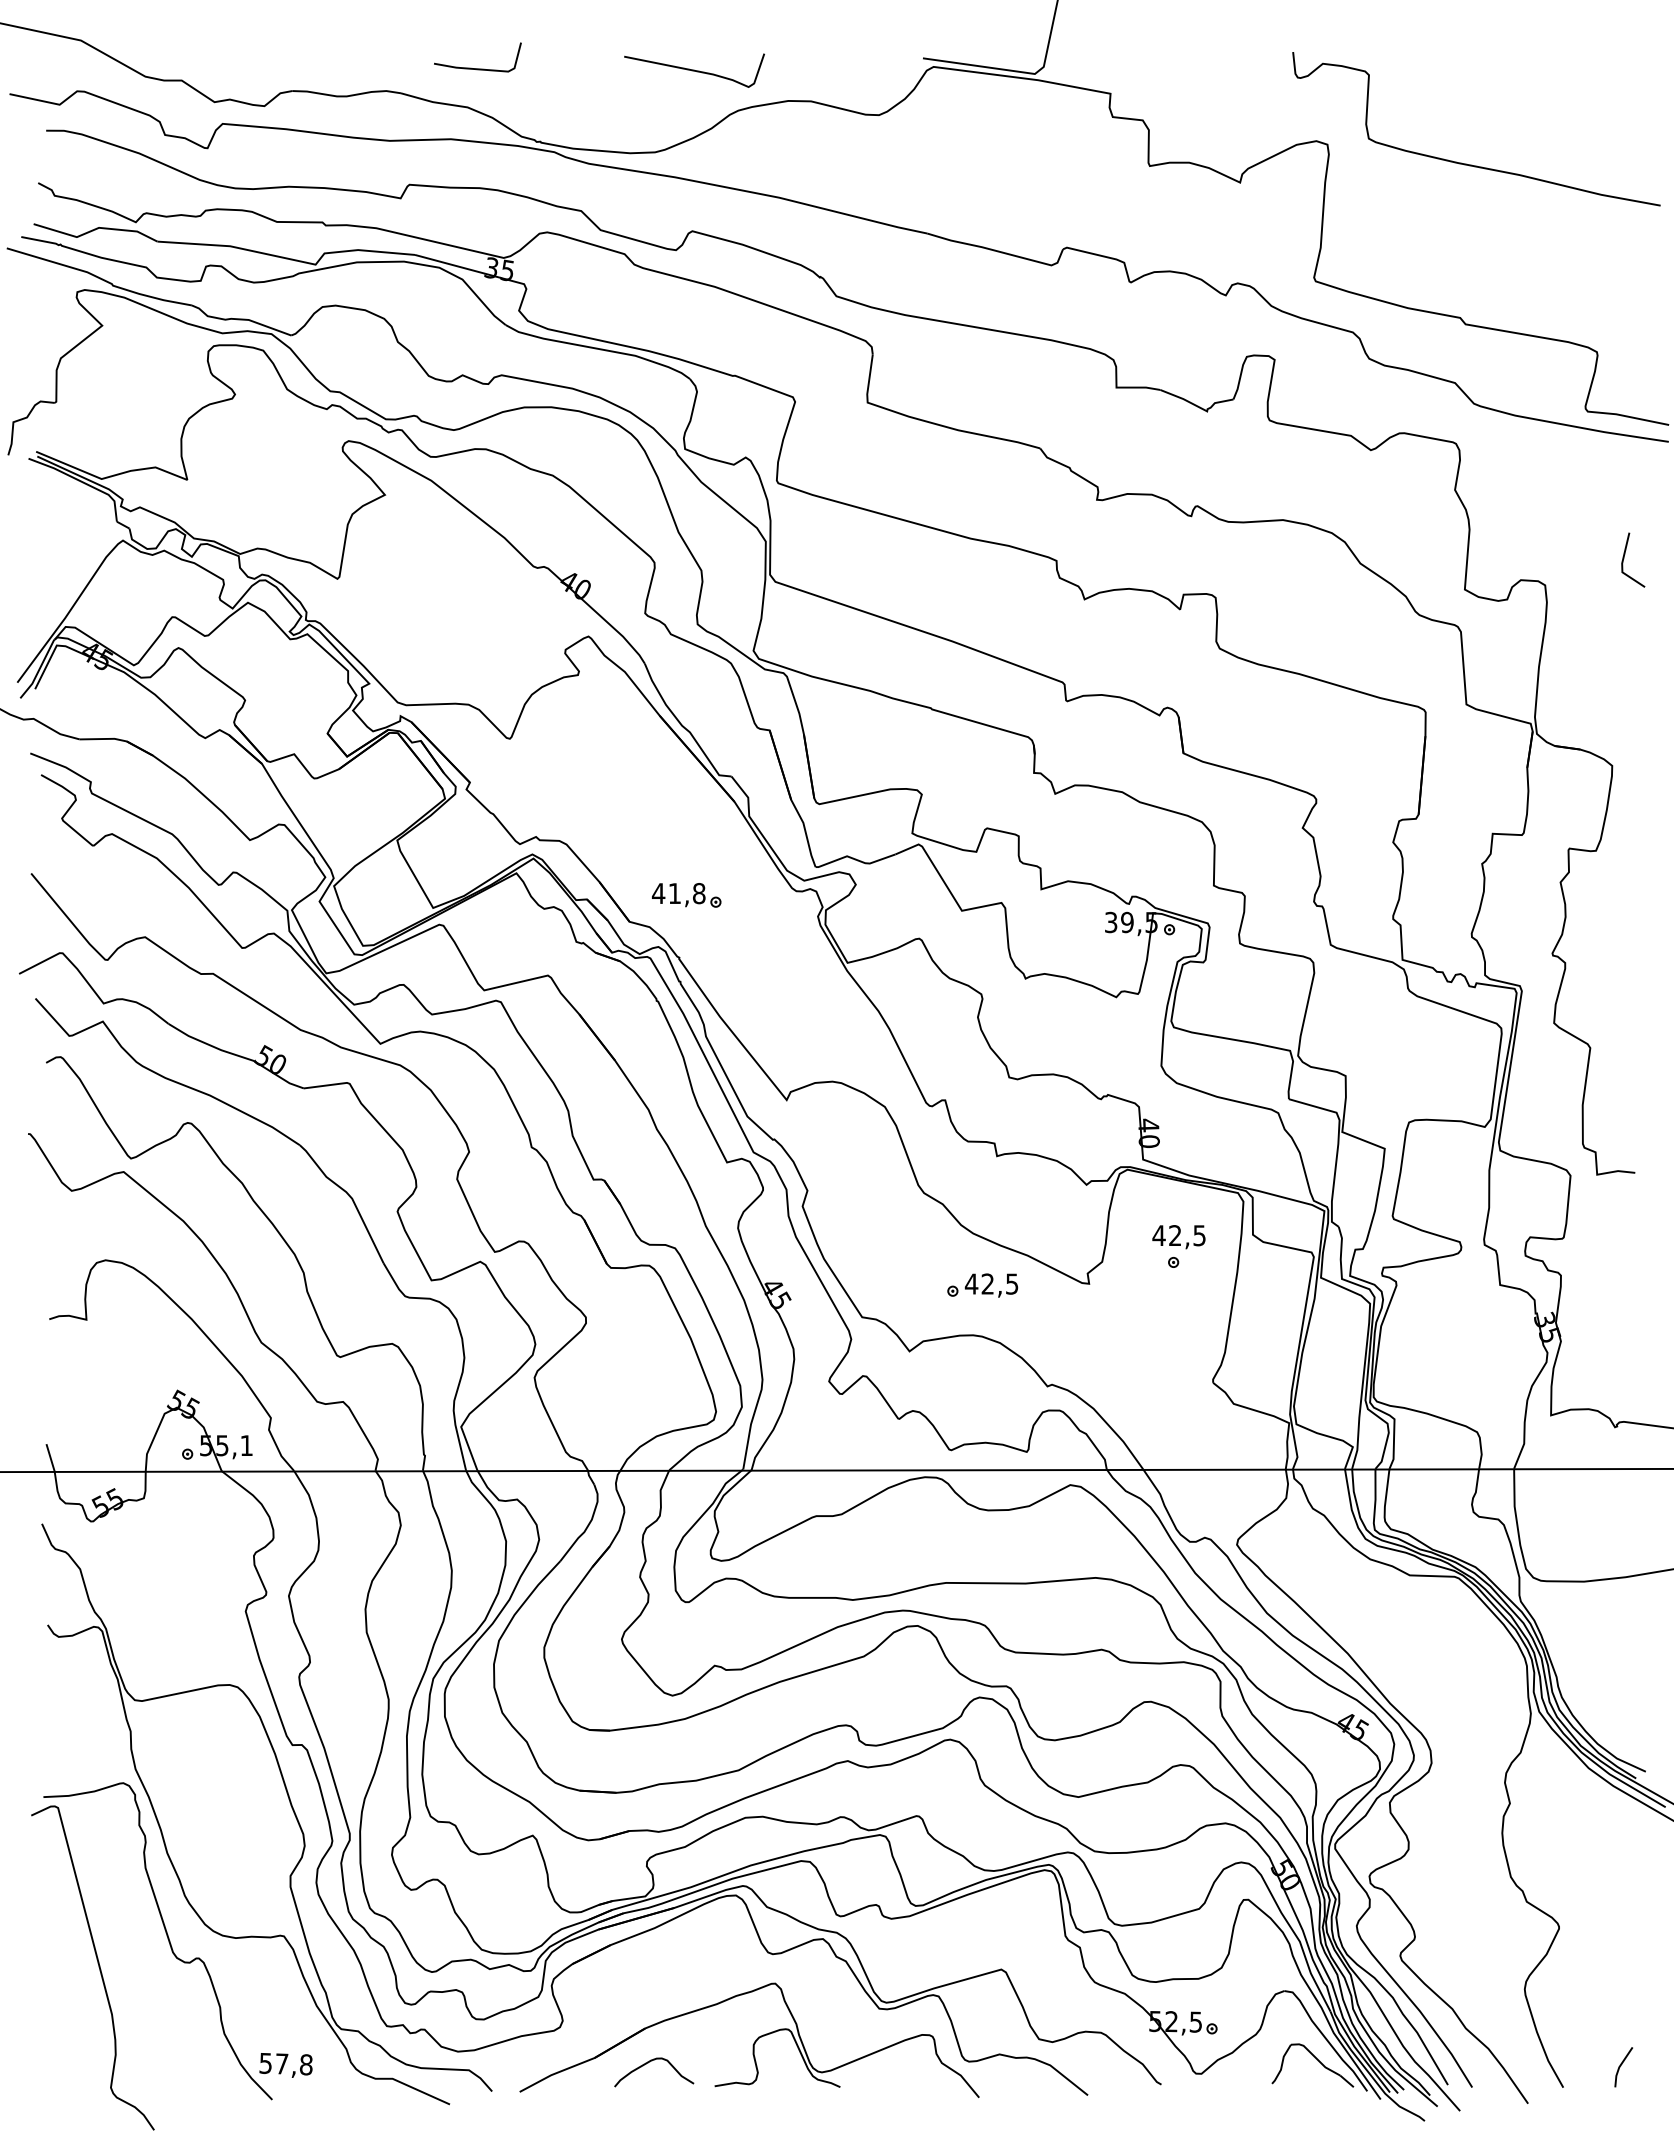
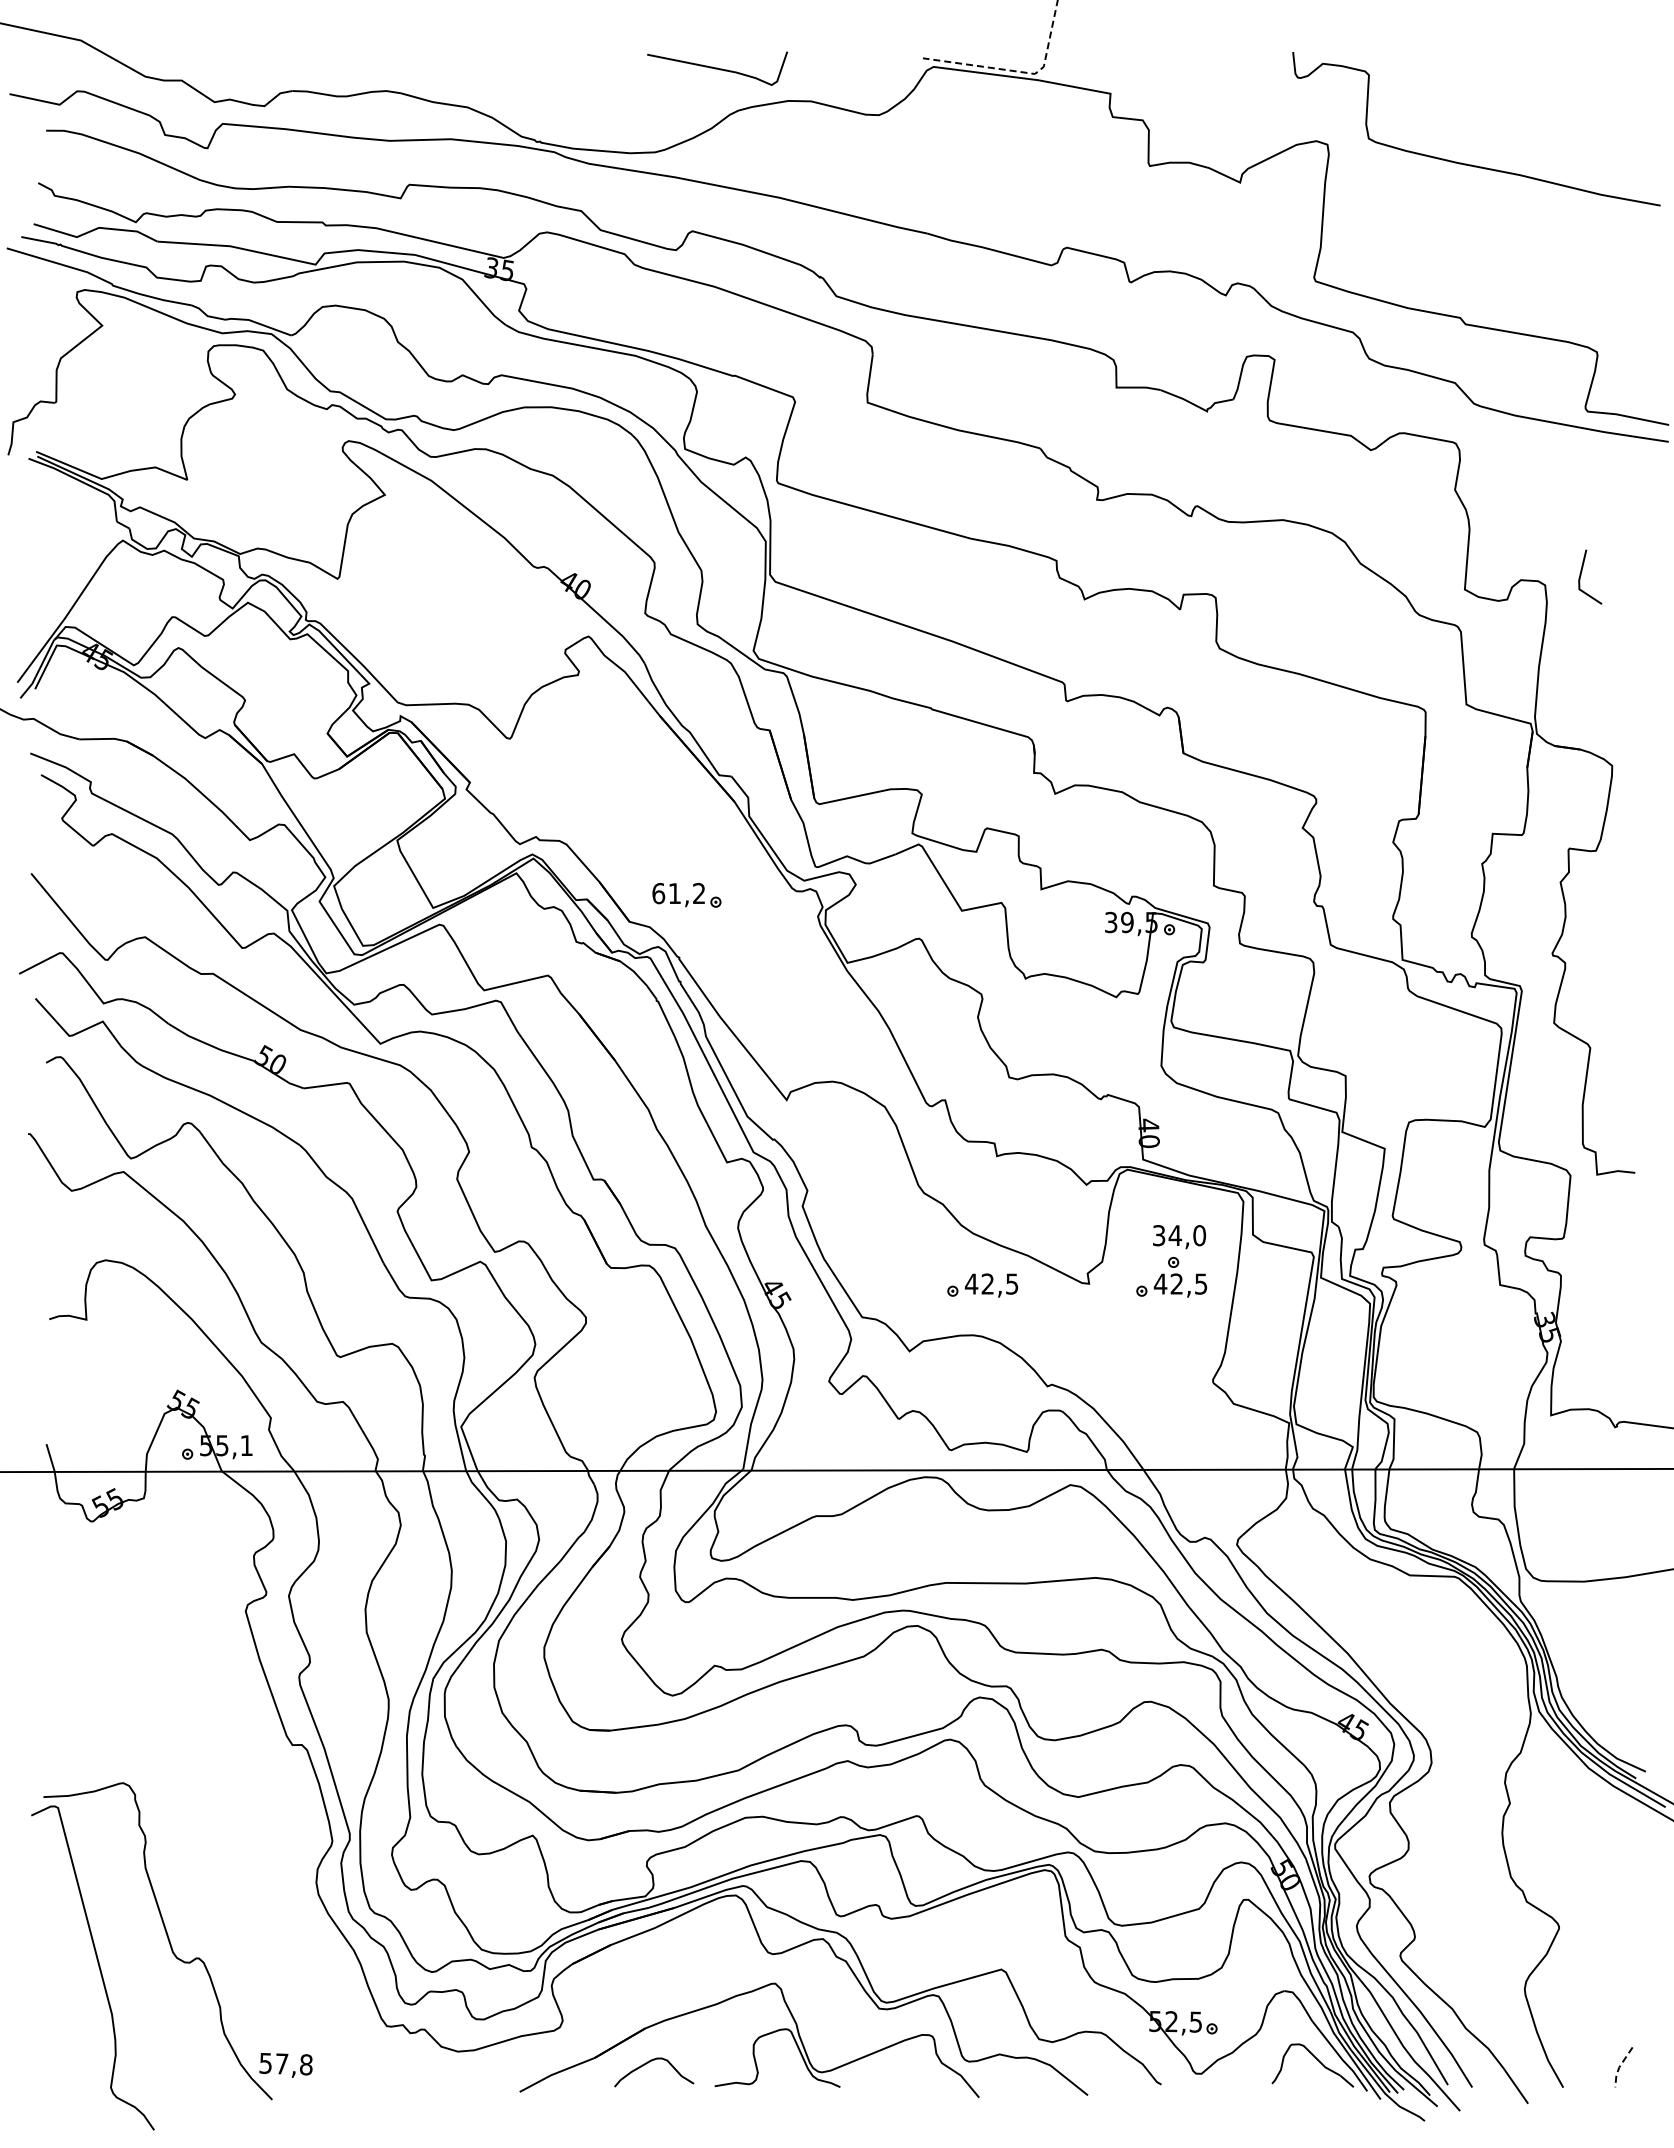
line: present -> none (477, 68)
curve position: (694, 70) -> (717, 68) (717, 68)
line: solid -> dashed (1019, 71)
line position: (1624, 558) -> (1581, 575) (1581, 575)
text: 41,8 -> 61,2 (678, 893)
text: 42,5 -> 34,0 (1179, 1235)
part: none -> present (1171, 1285)
part: present -> none (290, 1805)
line: solid -> dashed (1619, 2066)
